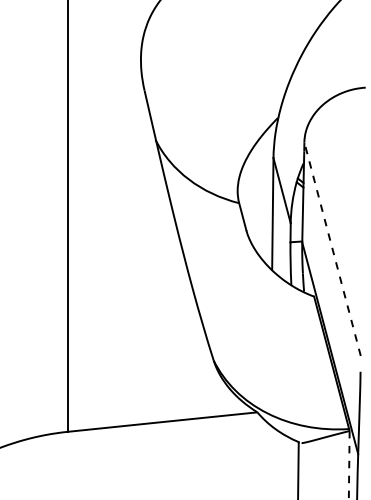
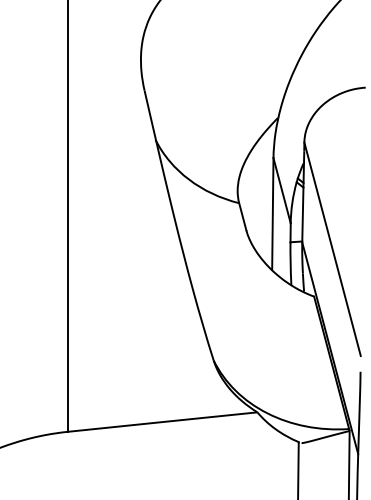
line: dashed -> solid (332, 248)
line: dashed -> solid (349, 465)
